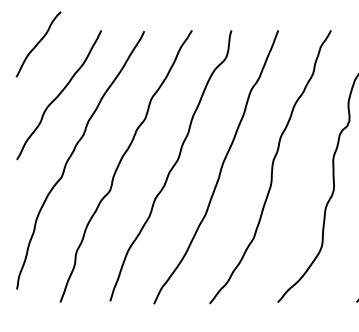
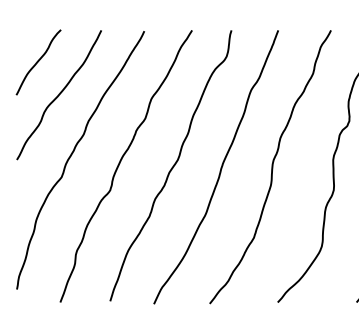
curve position: (38, 44) -> (38, 62) (38, 62)
